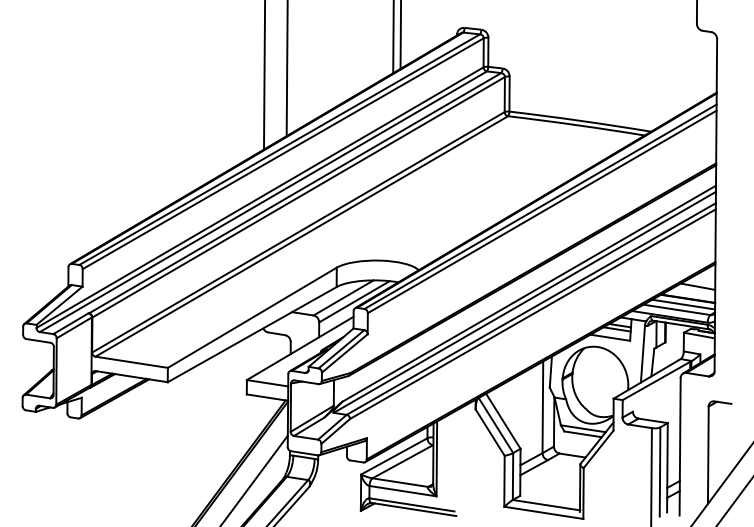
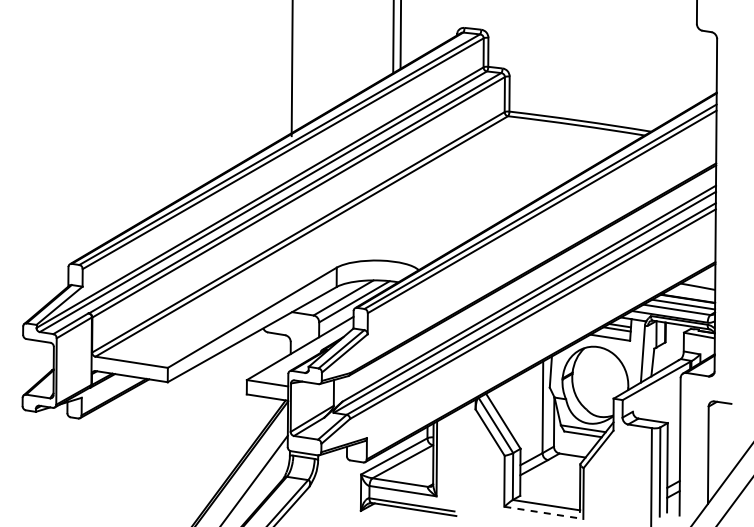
line position: (286, 69) -> (291, 69) (291, 69)
line: present -> none (264, 75)
line: solid -> dashed (543, 512)
